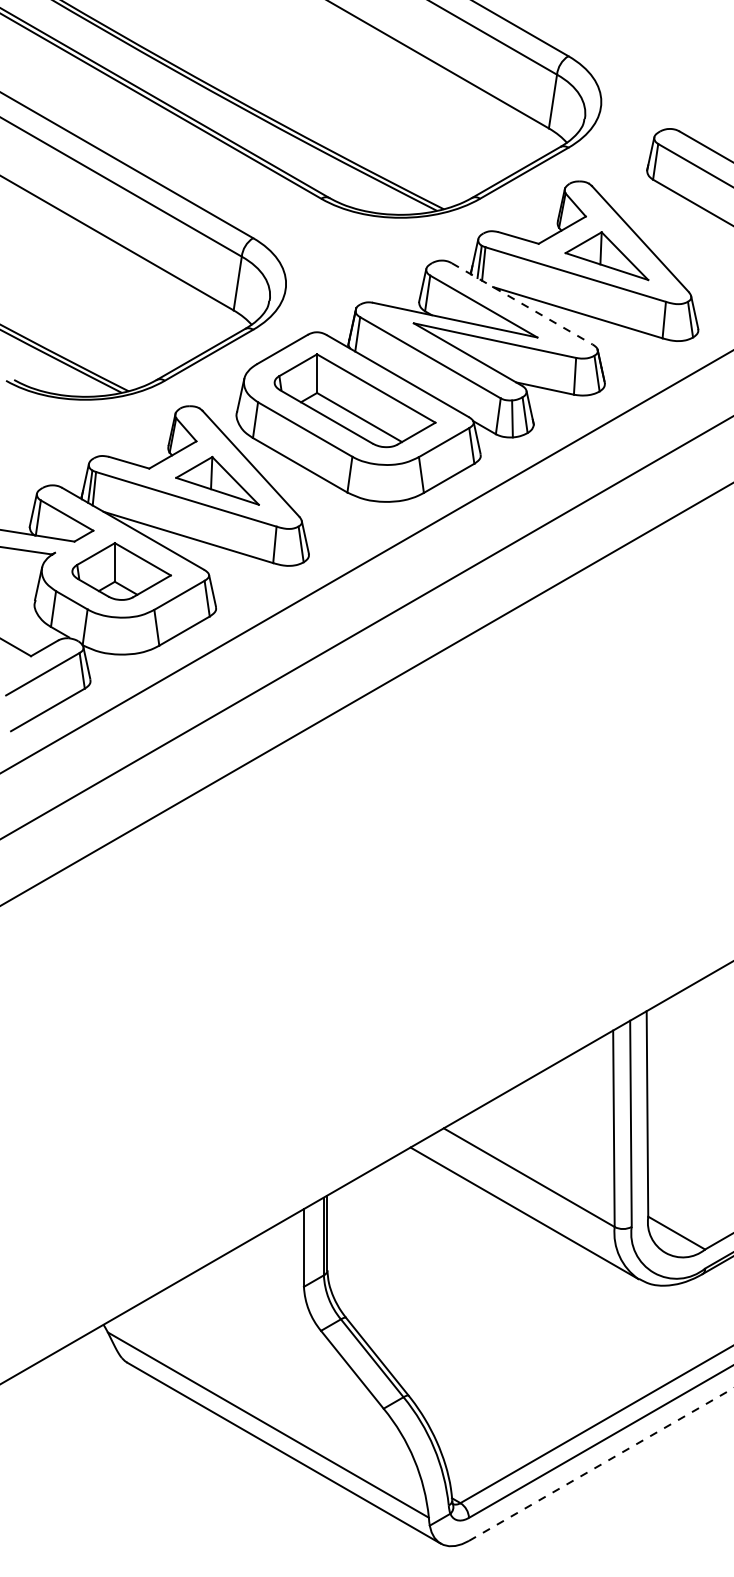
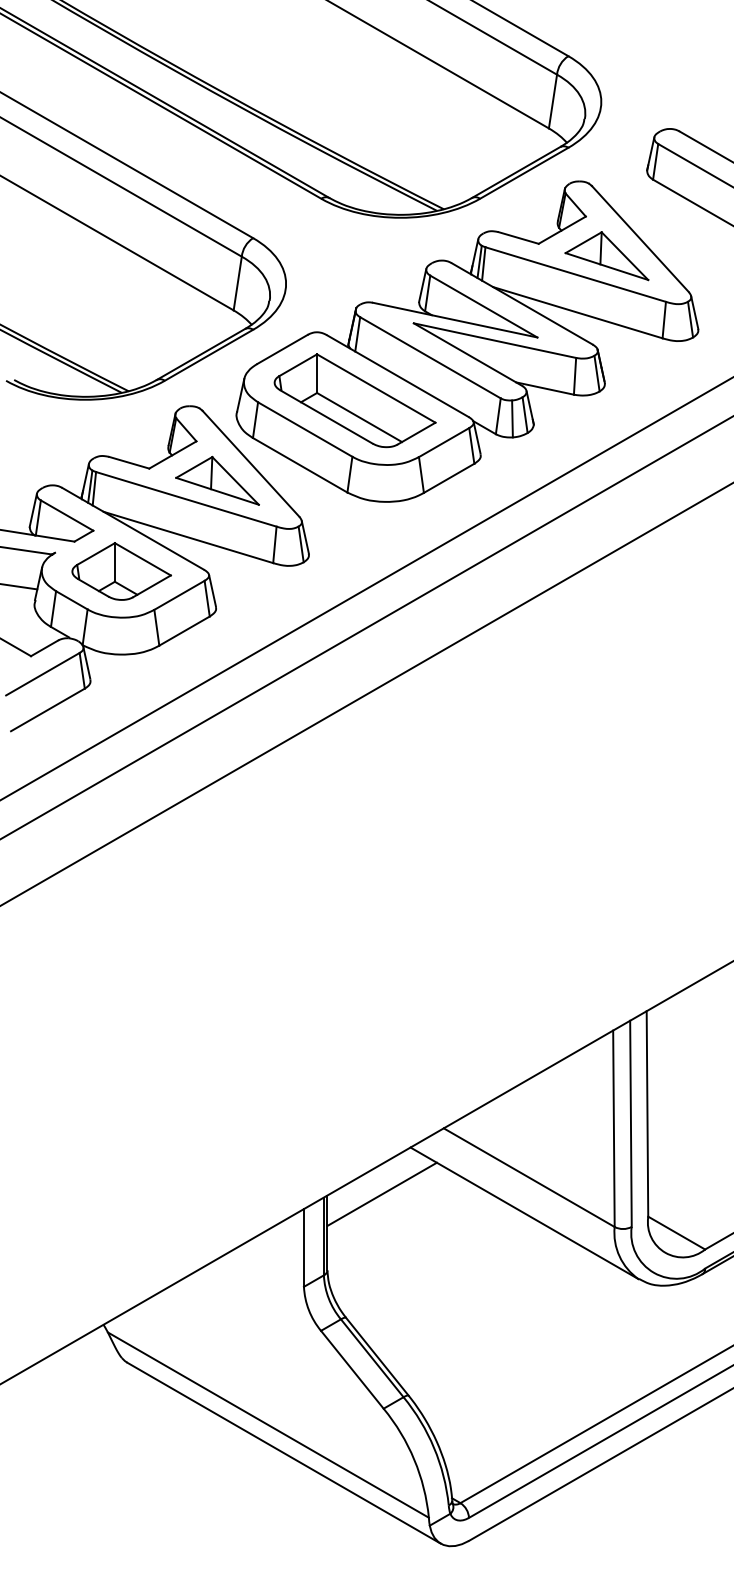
line: dashed -> solid (522, 304)
line position: (366, 562) -> (366, 589) (366, 589)
line: none -> present (19, 586)
line: none -> present (381, 1193)
line: dashed -> solid (601, 1464)
